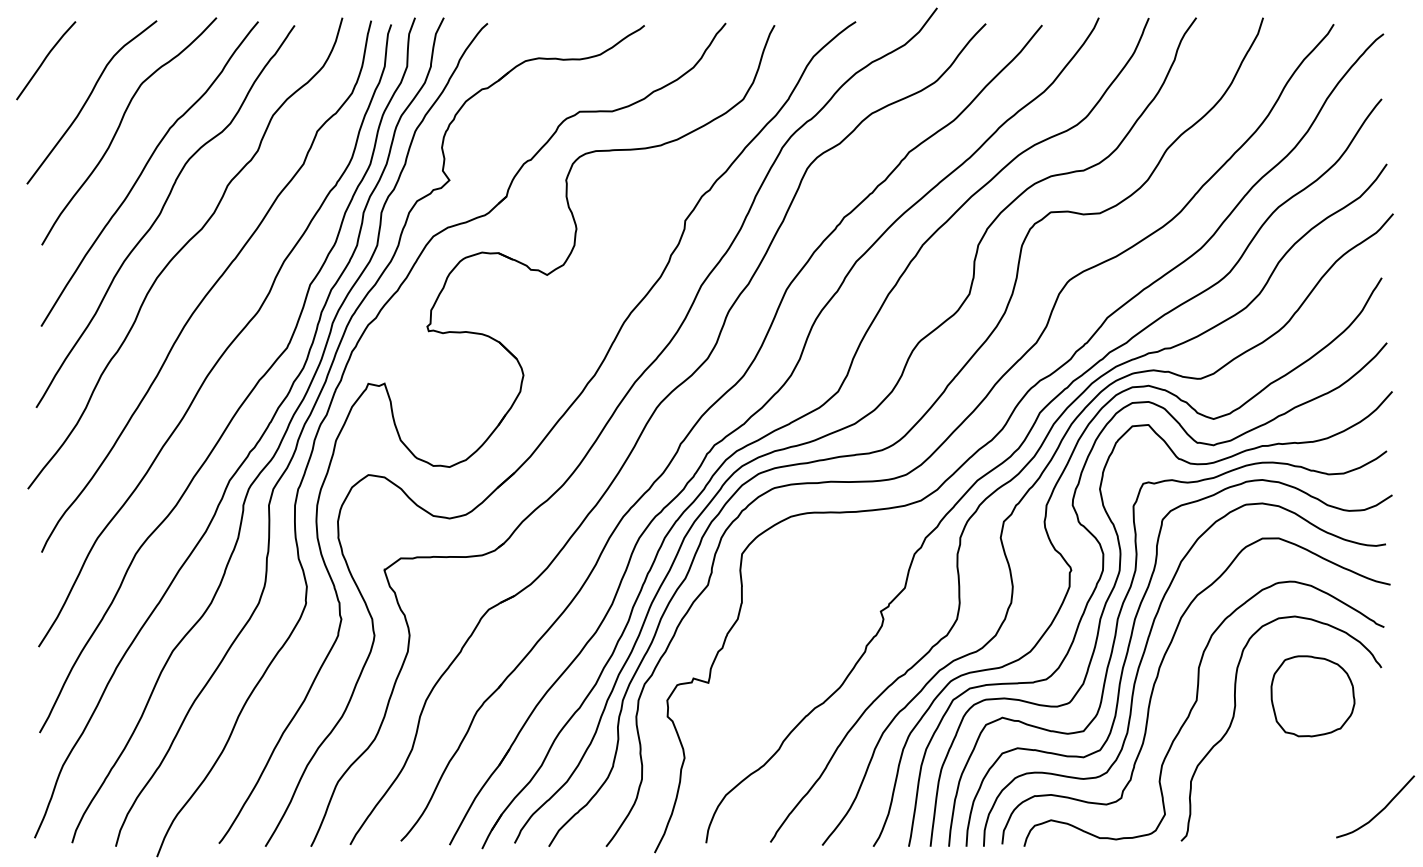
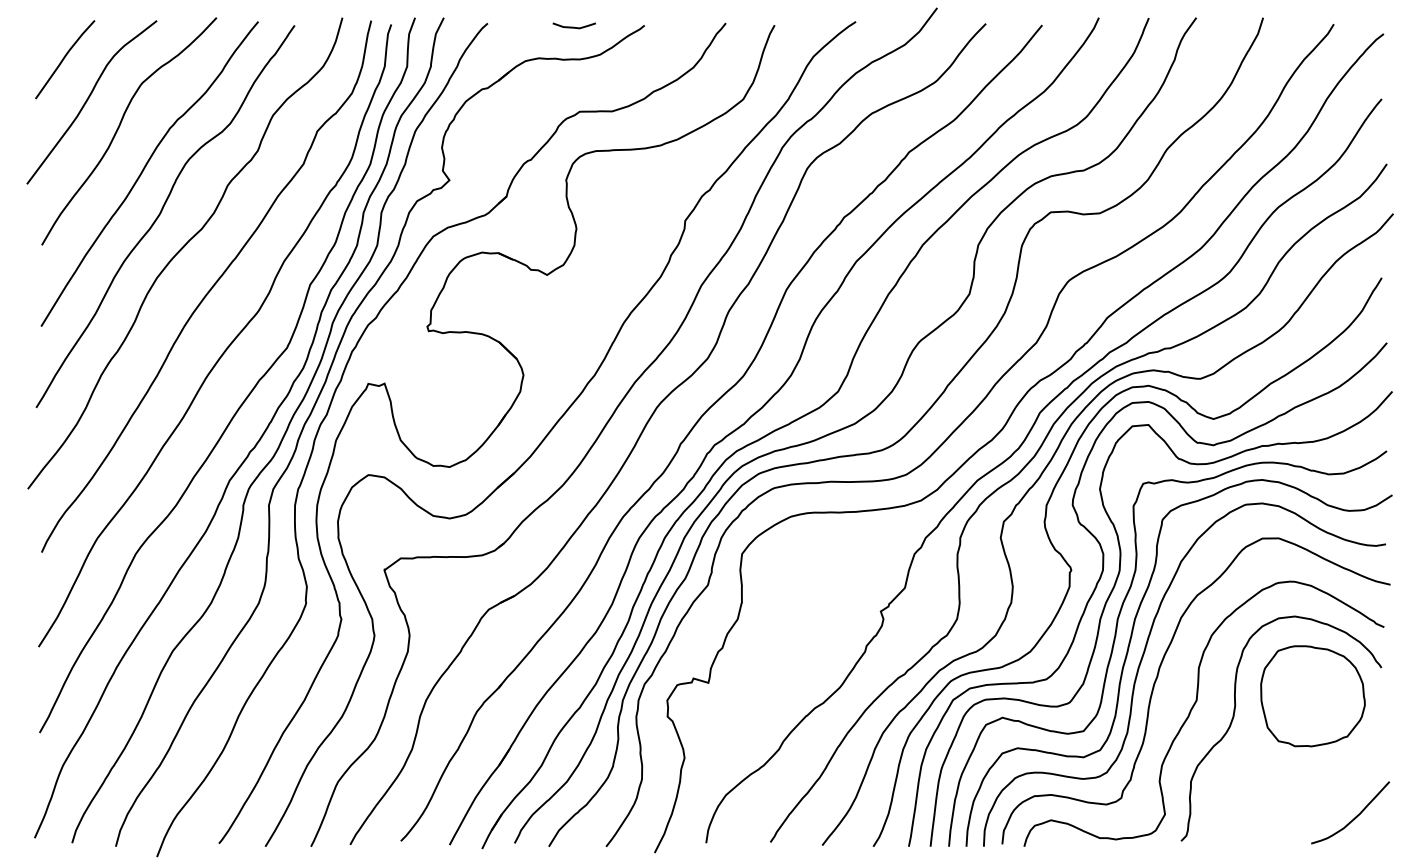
curve: none -> present (573, 26)
curve position: (45, 60) -> (64, 59) (64, 59)
part size: 86x83 px -> 106x103 px (1312, 696)
curve position: (1380, 810) -> (1355, 816) (1355, 816)
